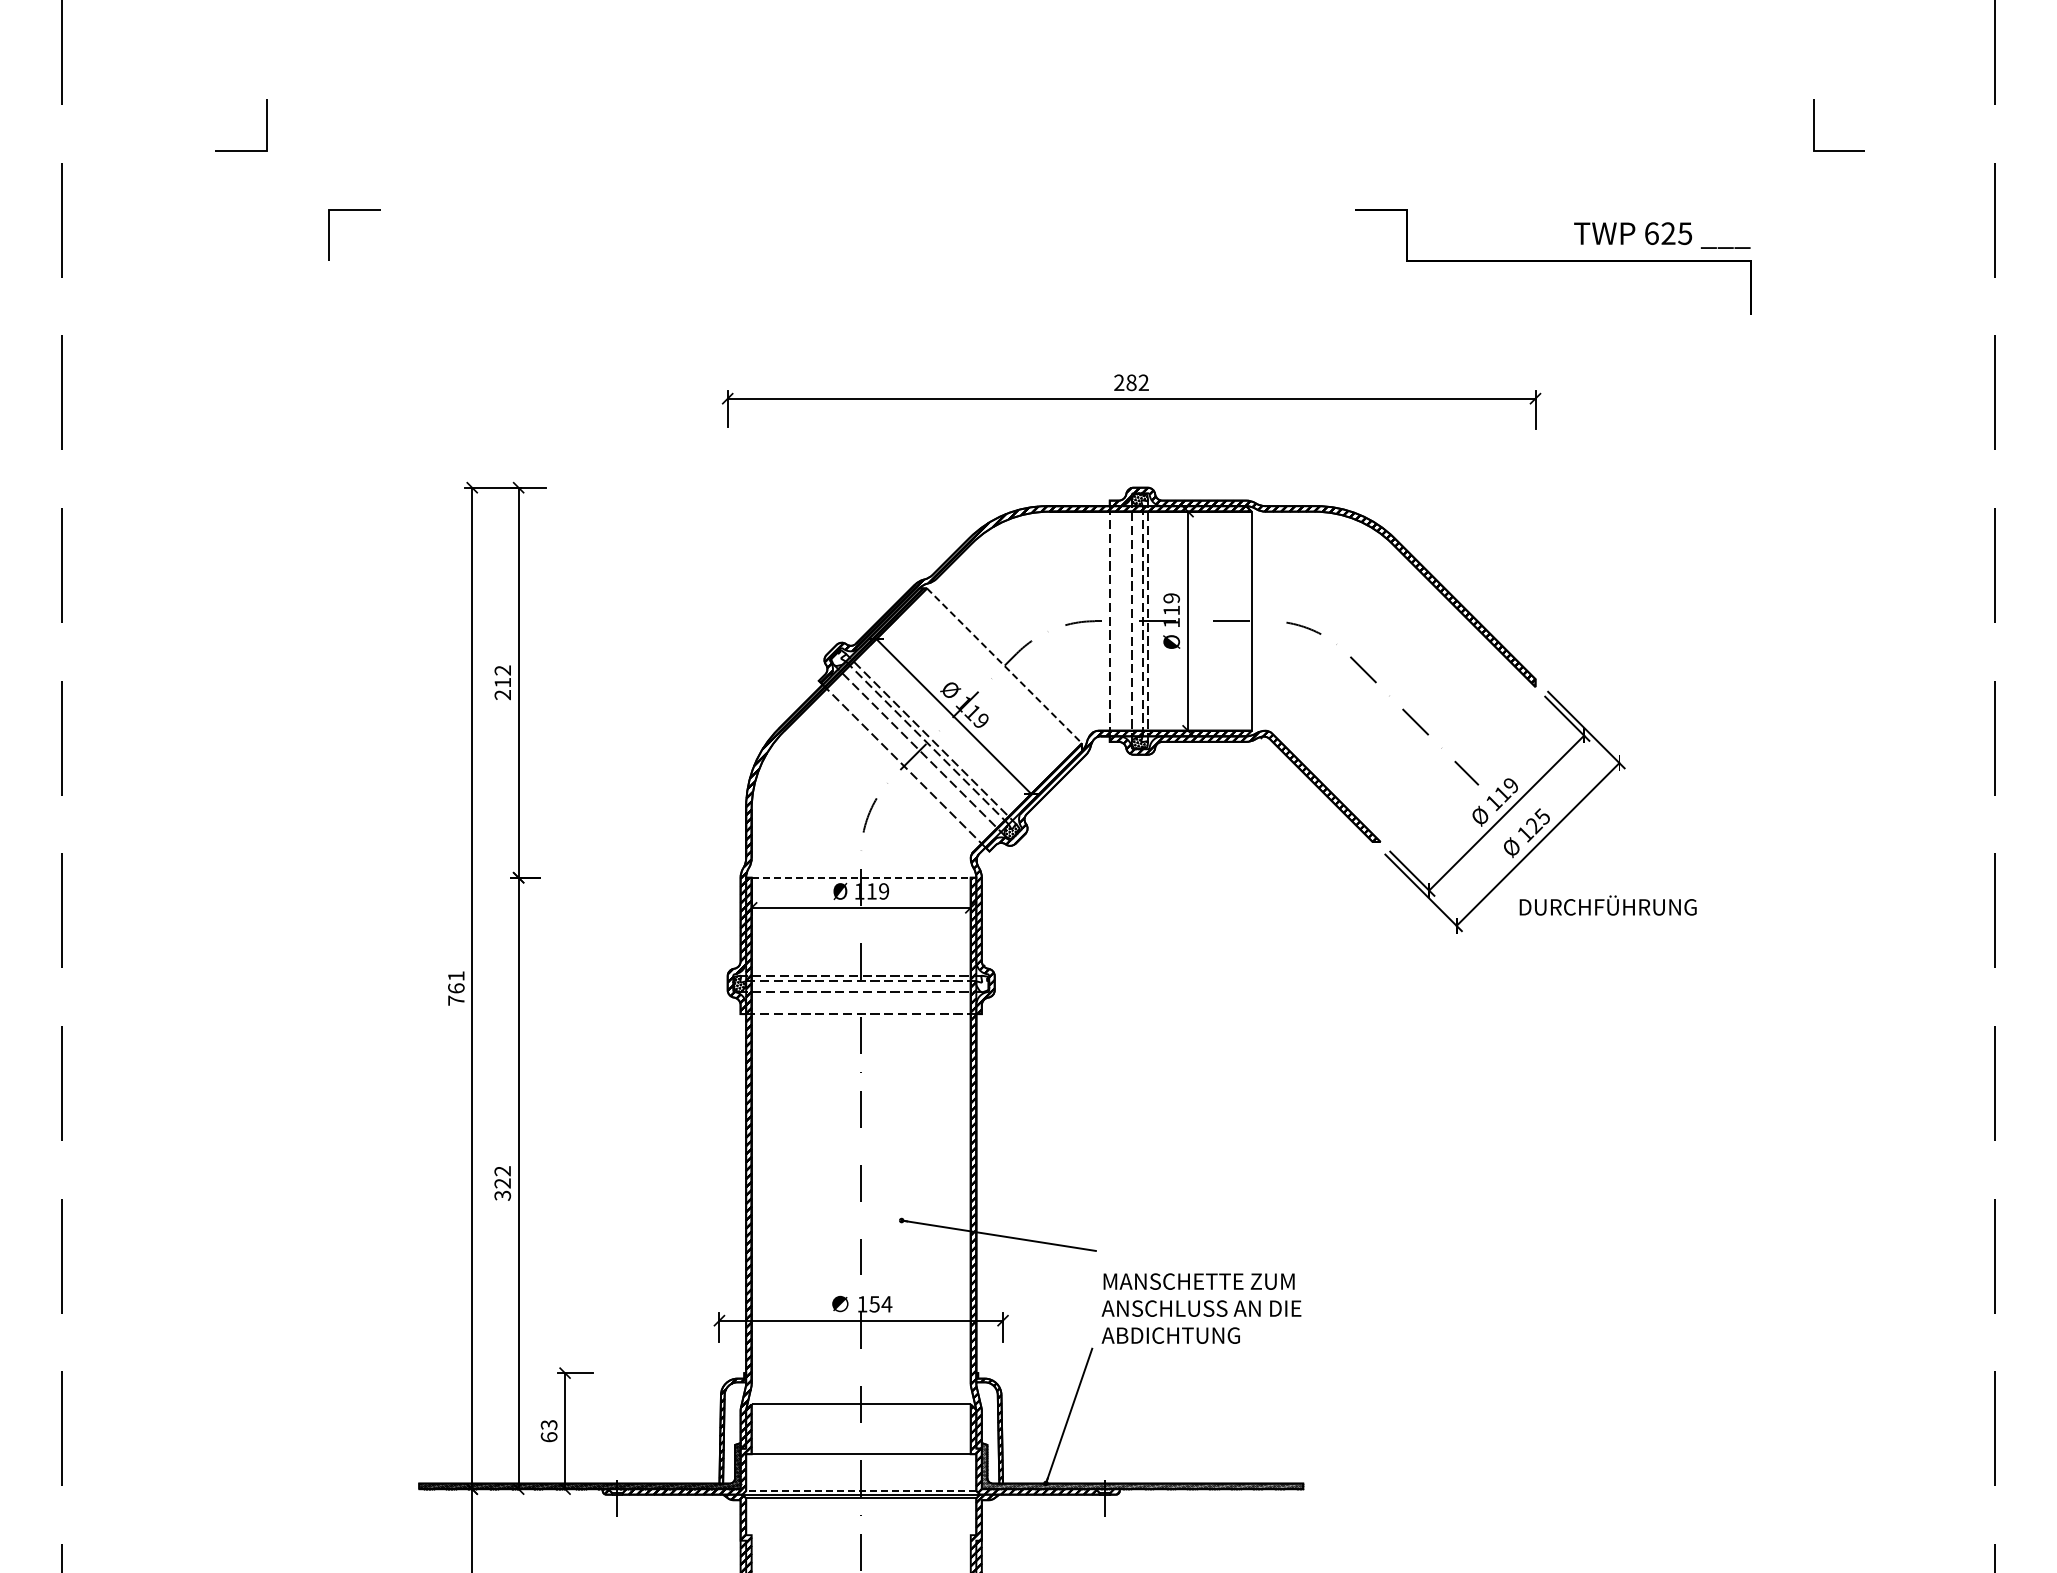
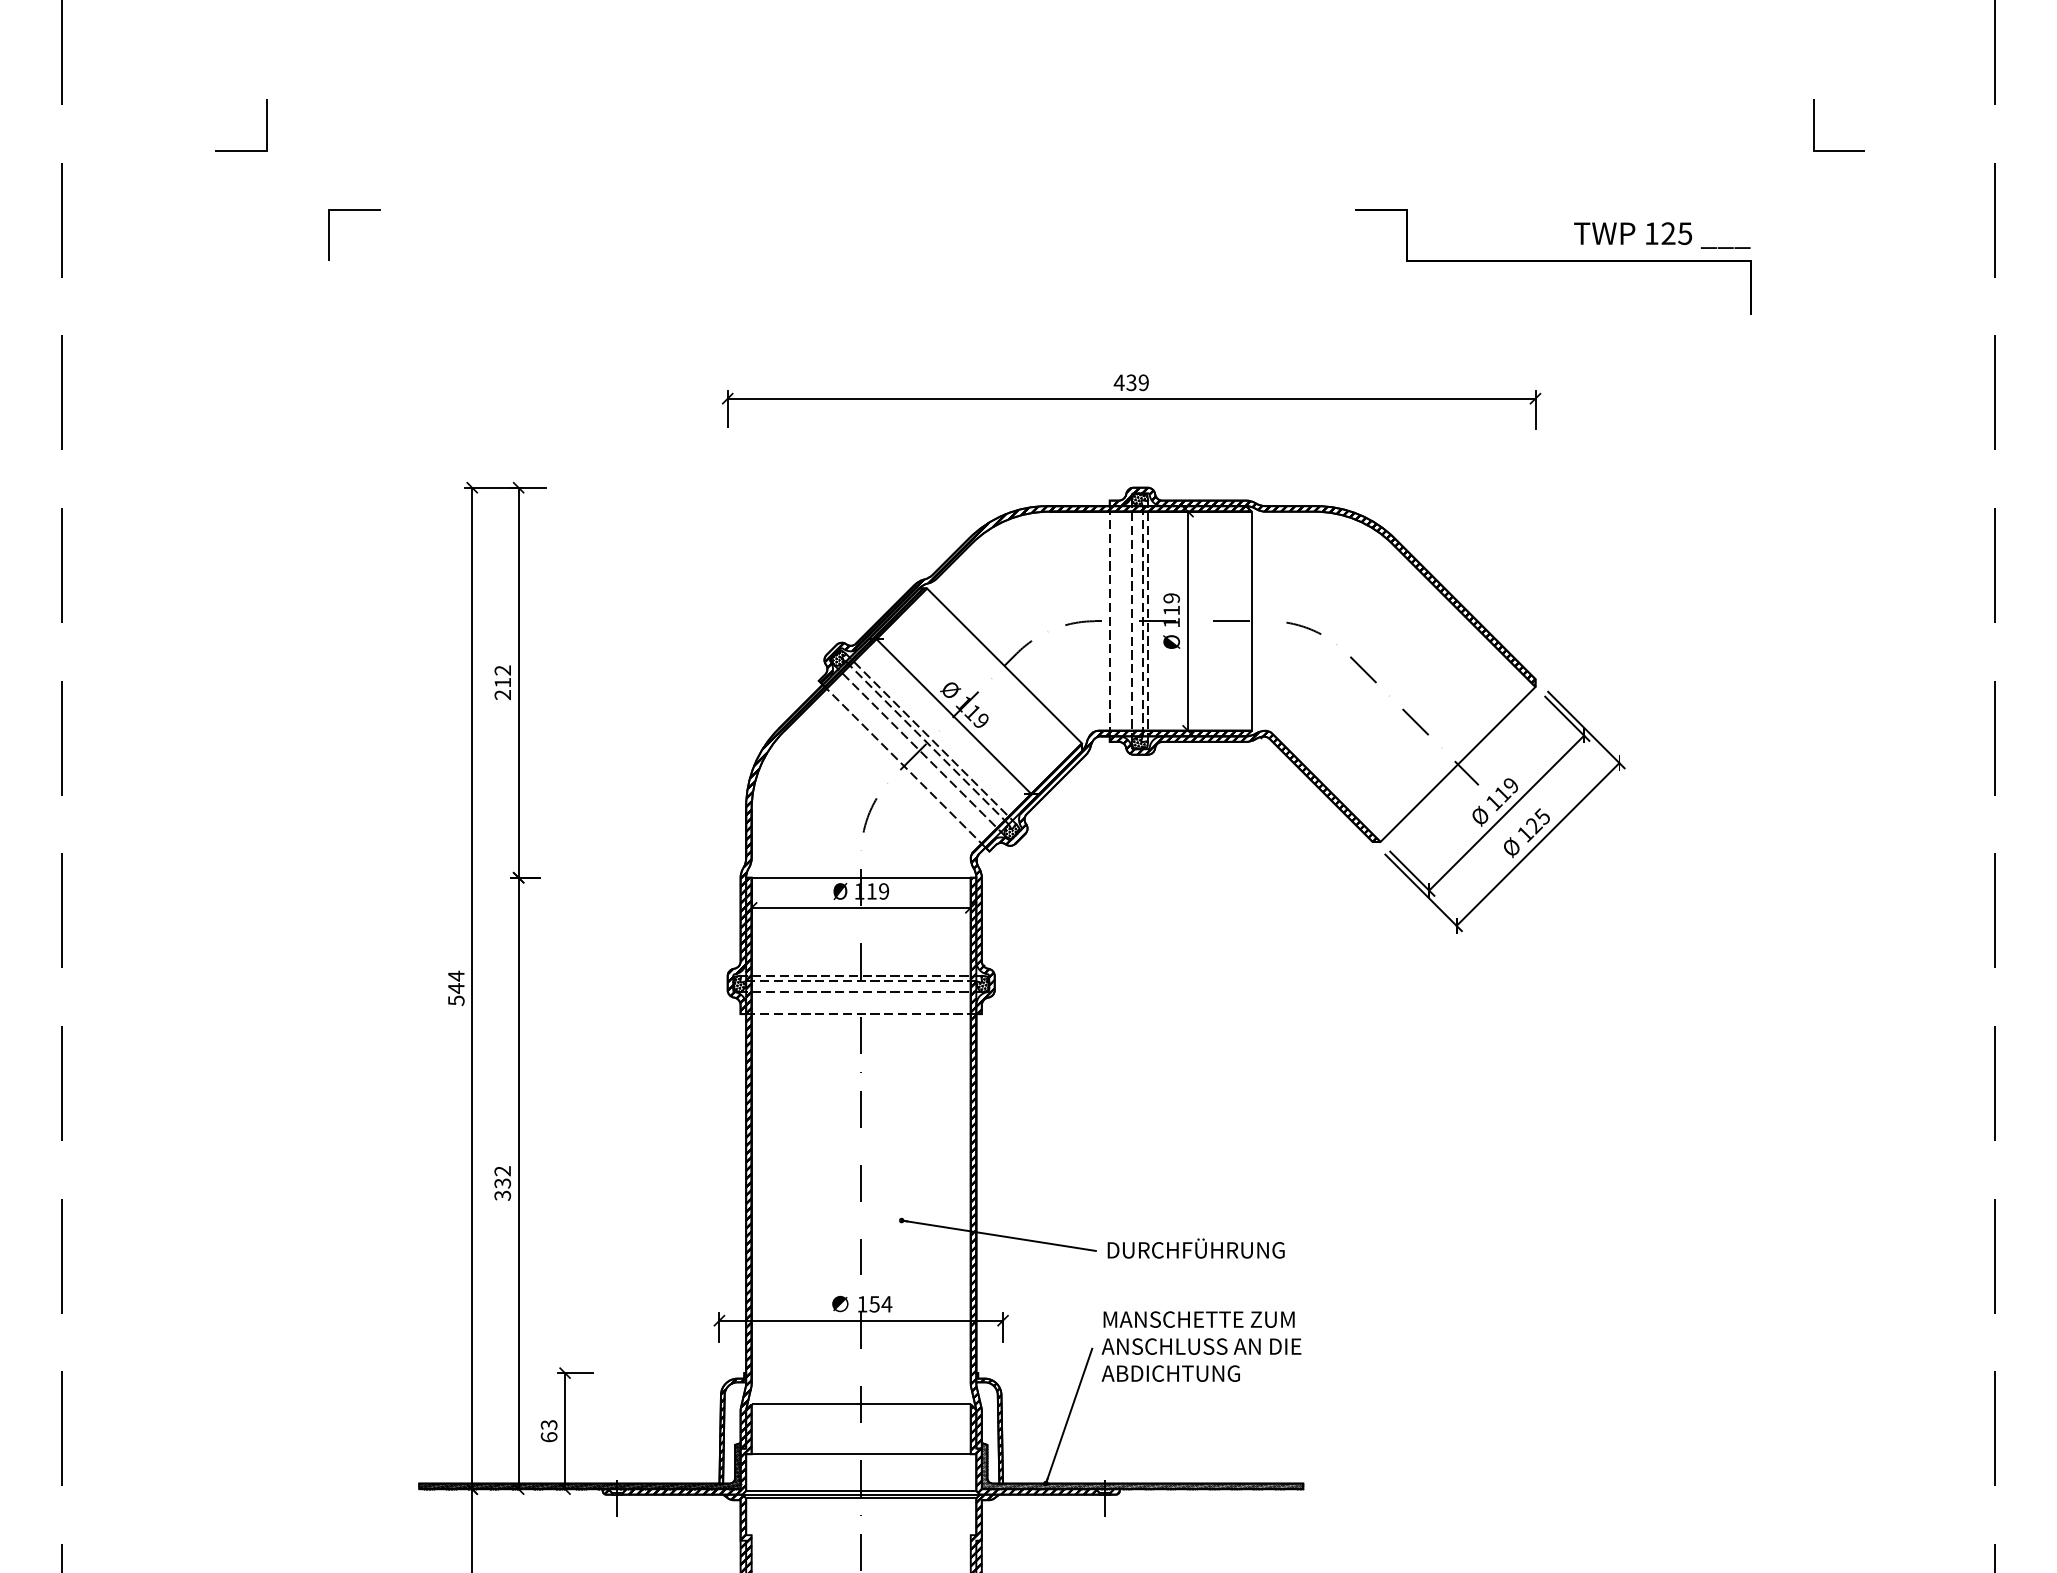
text: 625 -> 125 (1651, 233)
text: 282 -> 439 (1130, 382)
hatch: none -> present (838, 657)
line: dashed -> solid (1004, 665)
line: none -> present (1457, 764)
line: dashed -> solid (861, 877)
text position: (1607, 905) -> (1195, 1248) (1195, 1248)
hatch: none -> present (982, 983)
text: 761 -> 544 (456, 987)
text: 322 -> 332 (503, 1183)
text position: (1201, 1308) -> (1201, 1346) (1201, 1346)
line: dashed -> solid (860, 1490)
